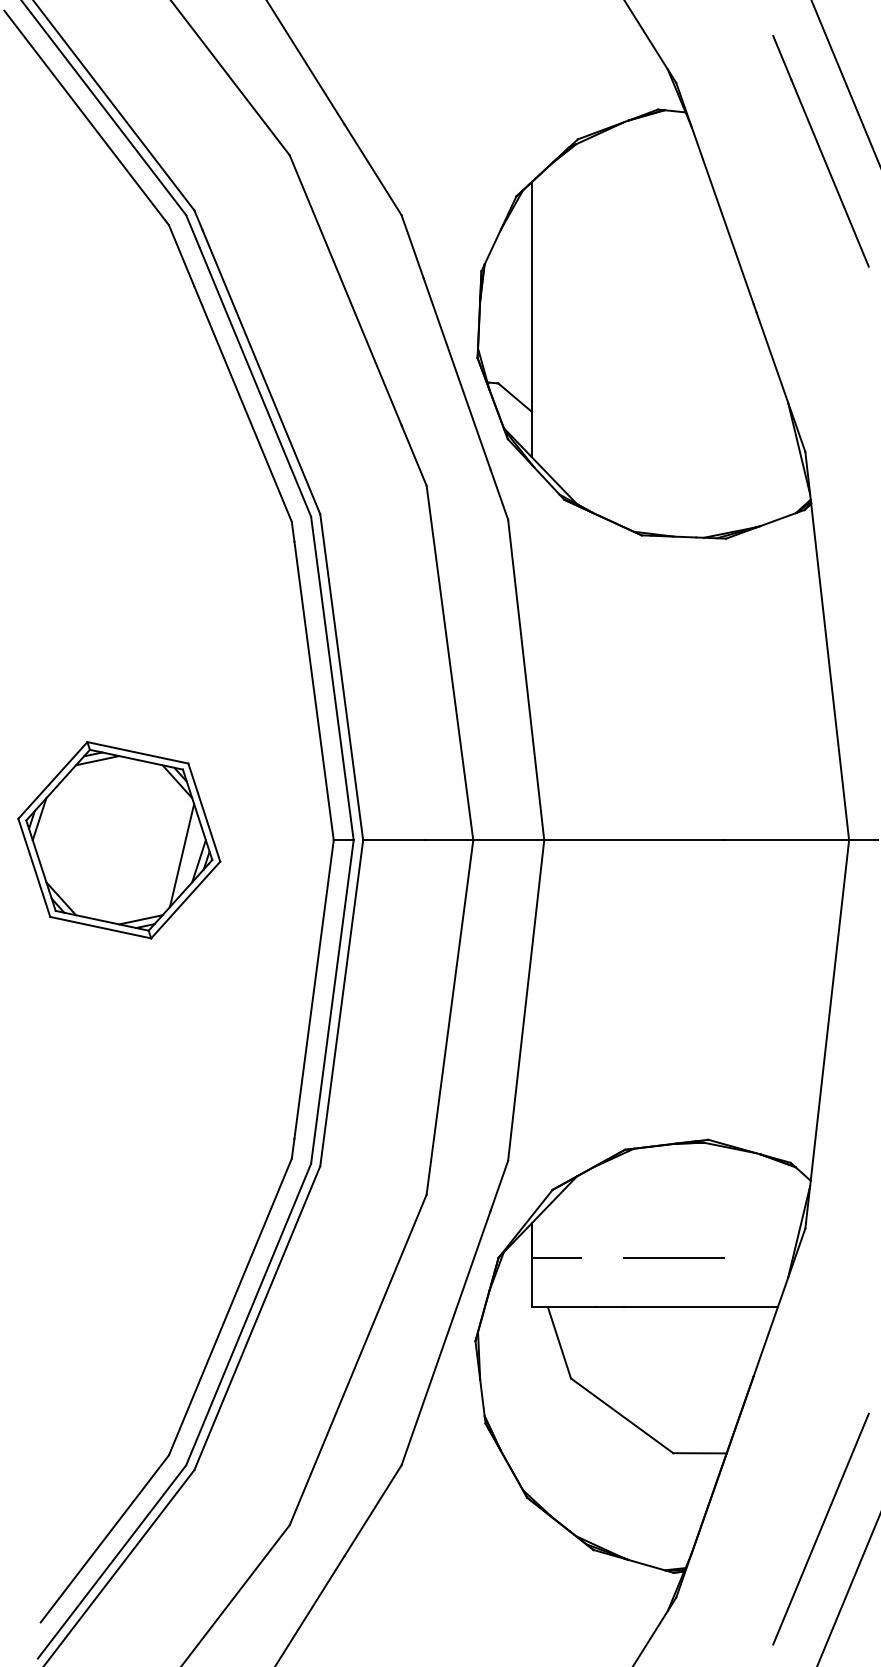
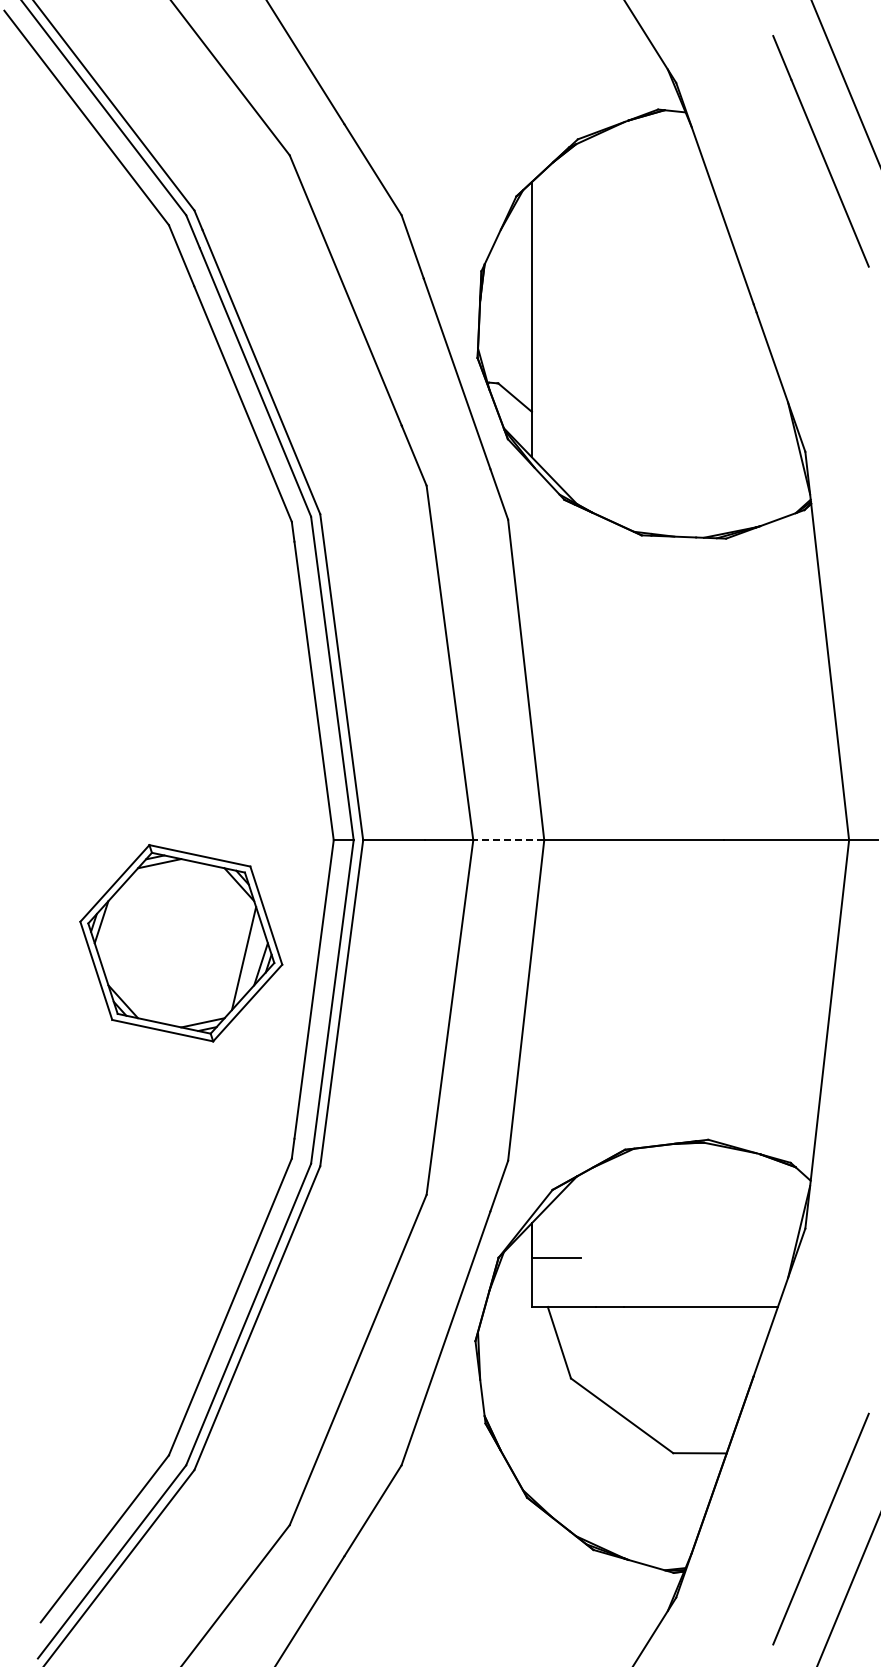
part position: (119, 840) -> (181, 943) (181, 943)
line: solid -> dashed (508, 840)
line: present -> none (673, 1258)
